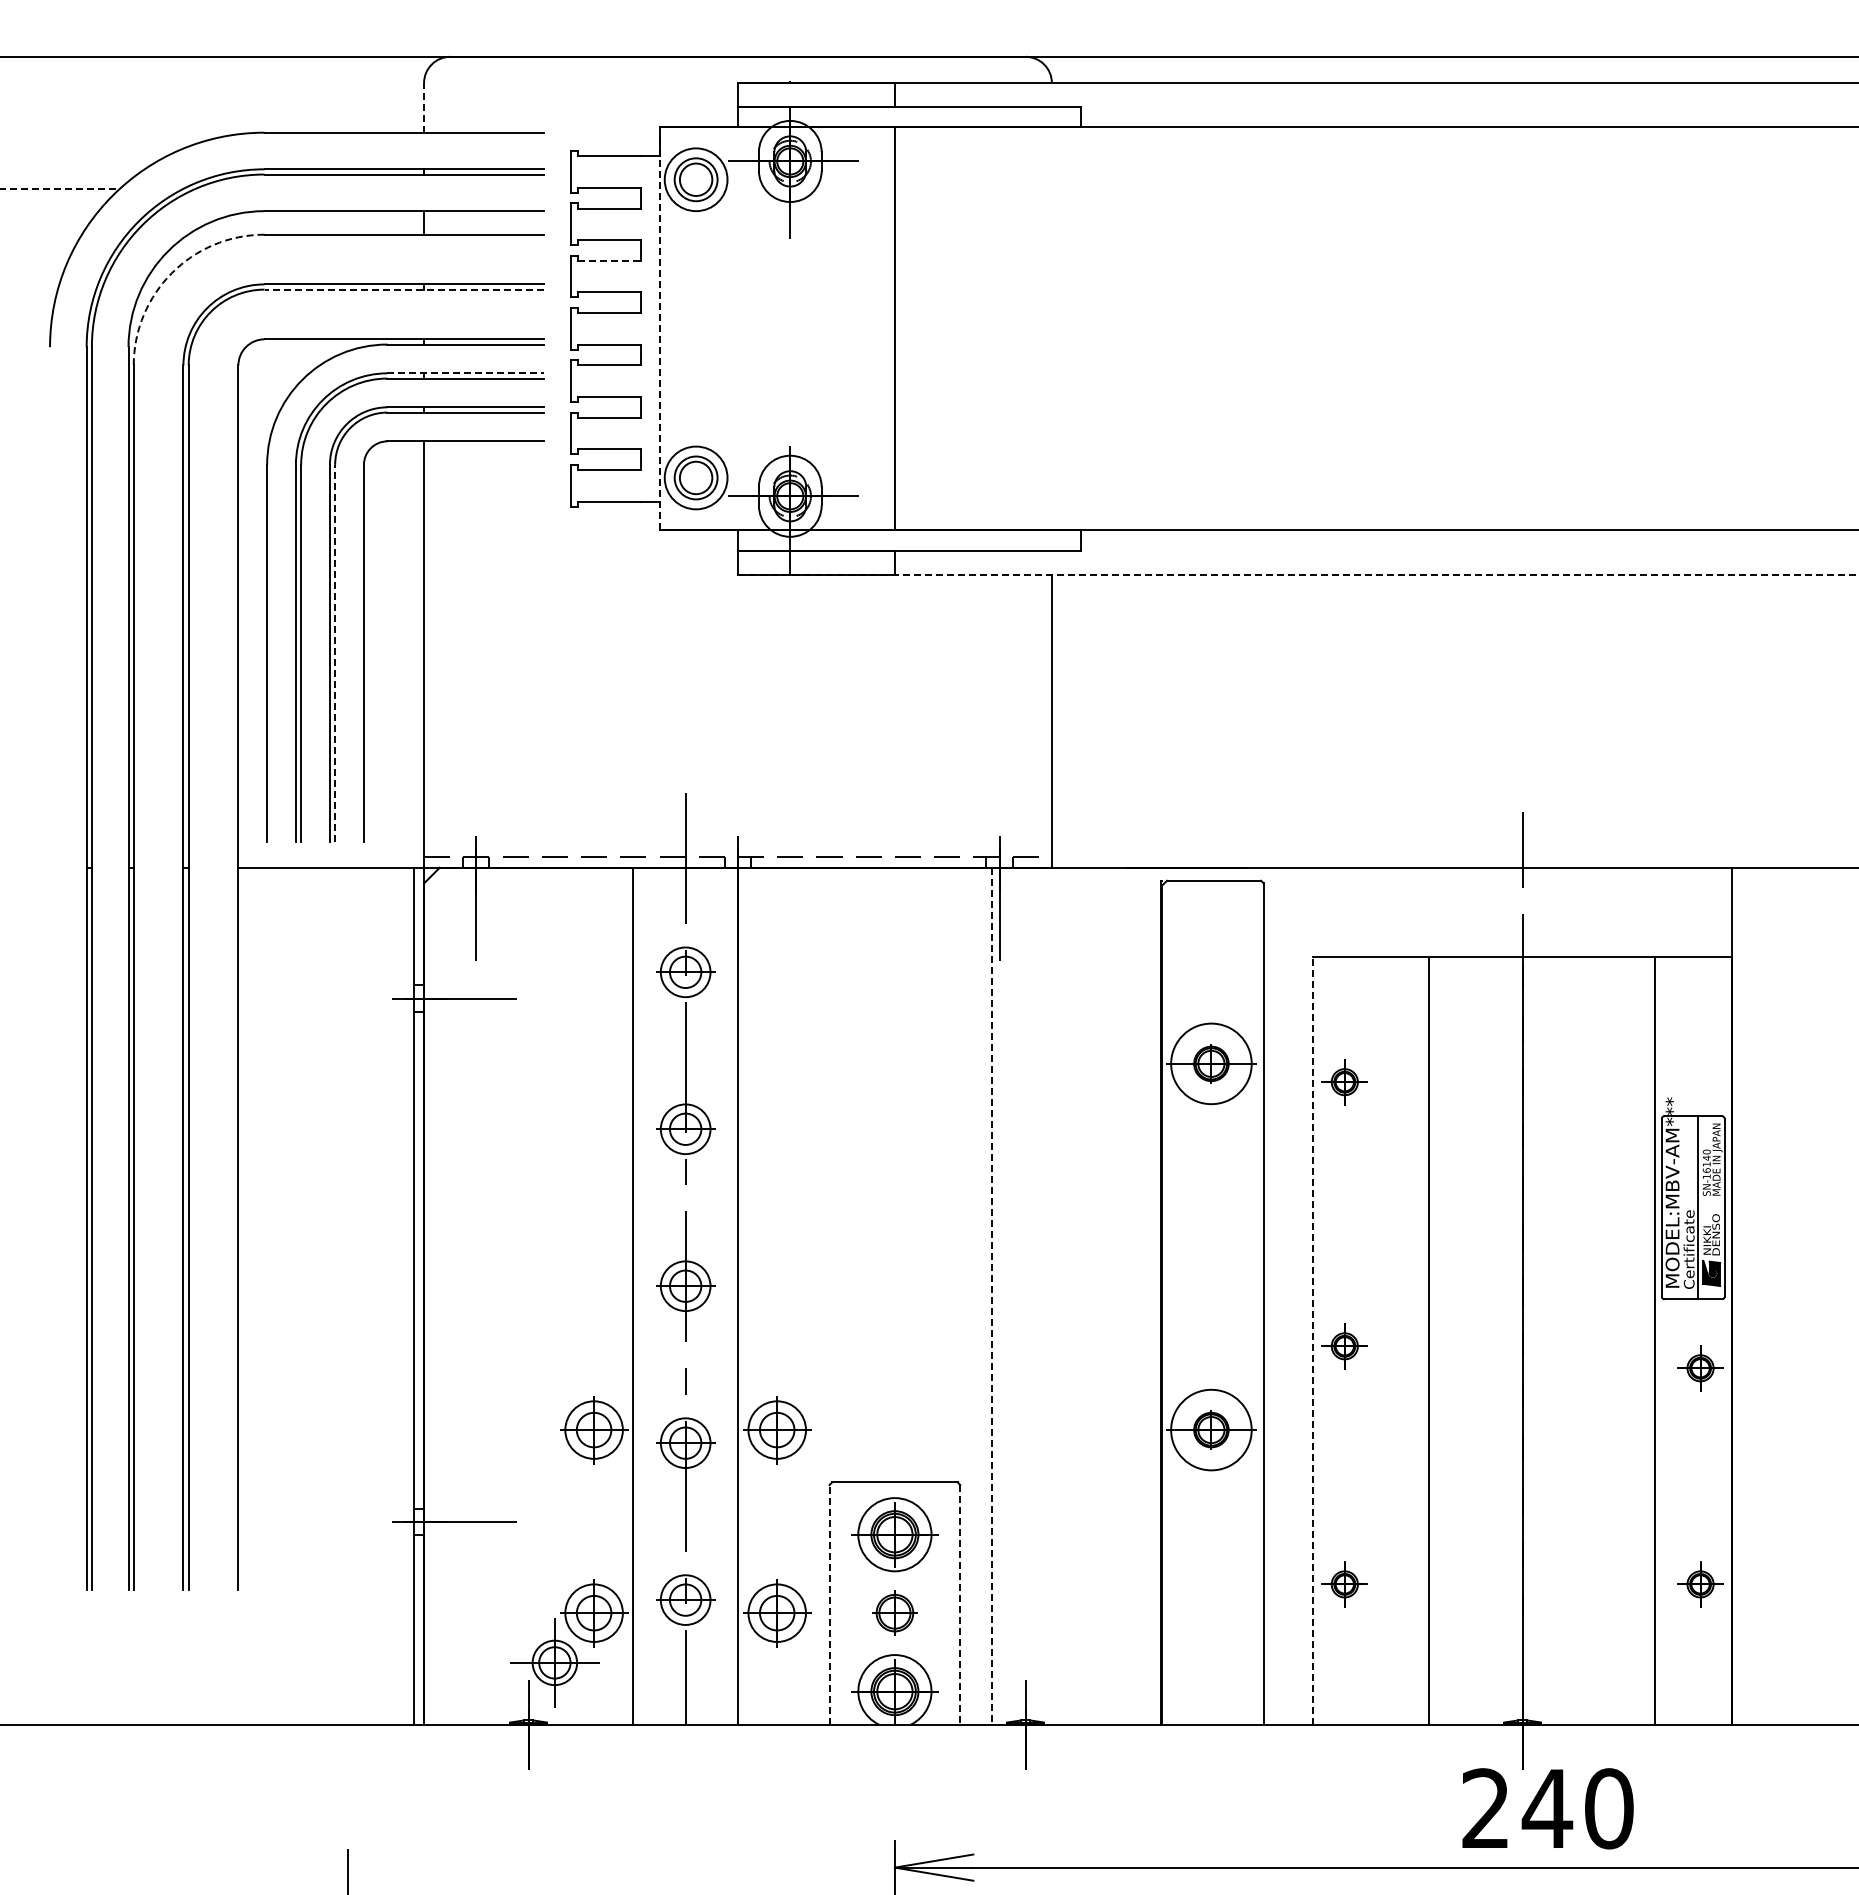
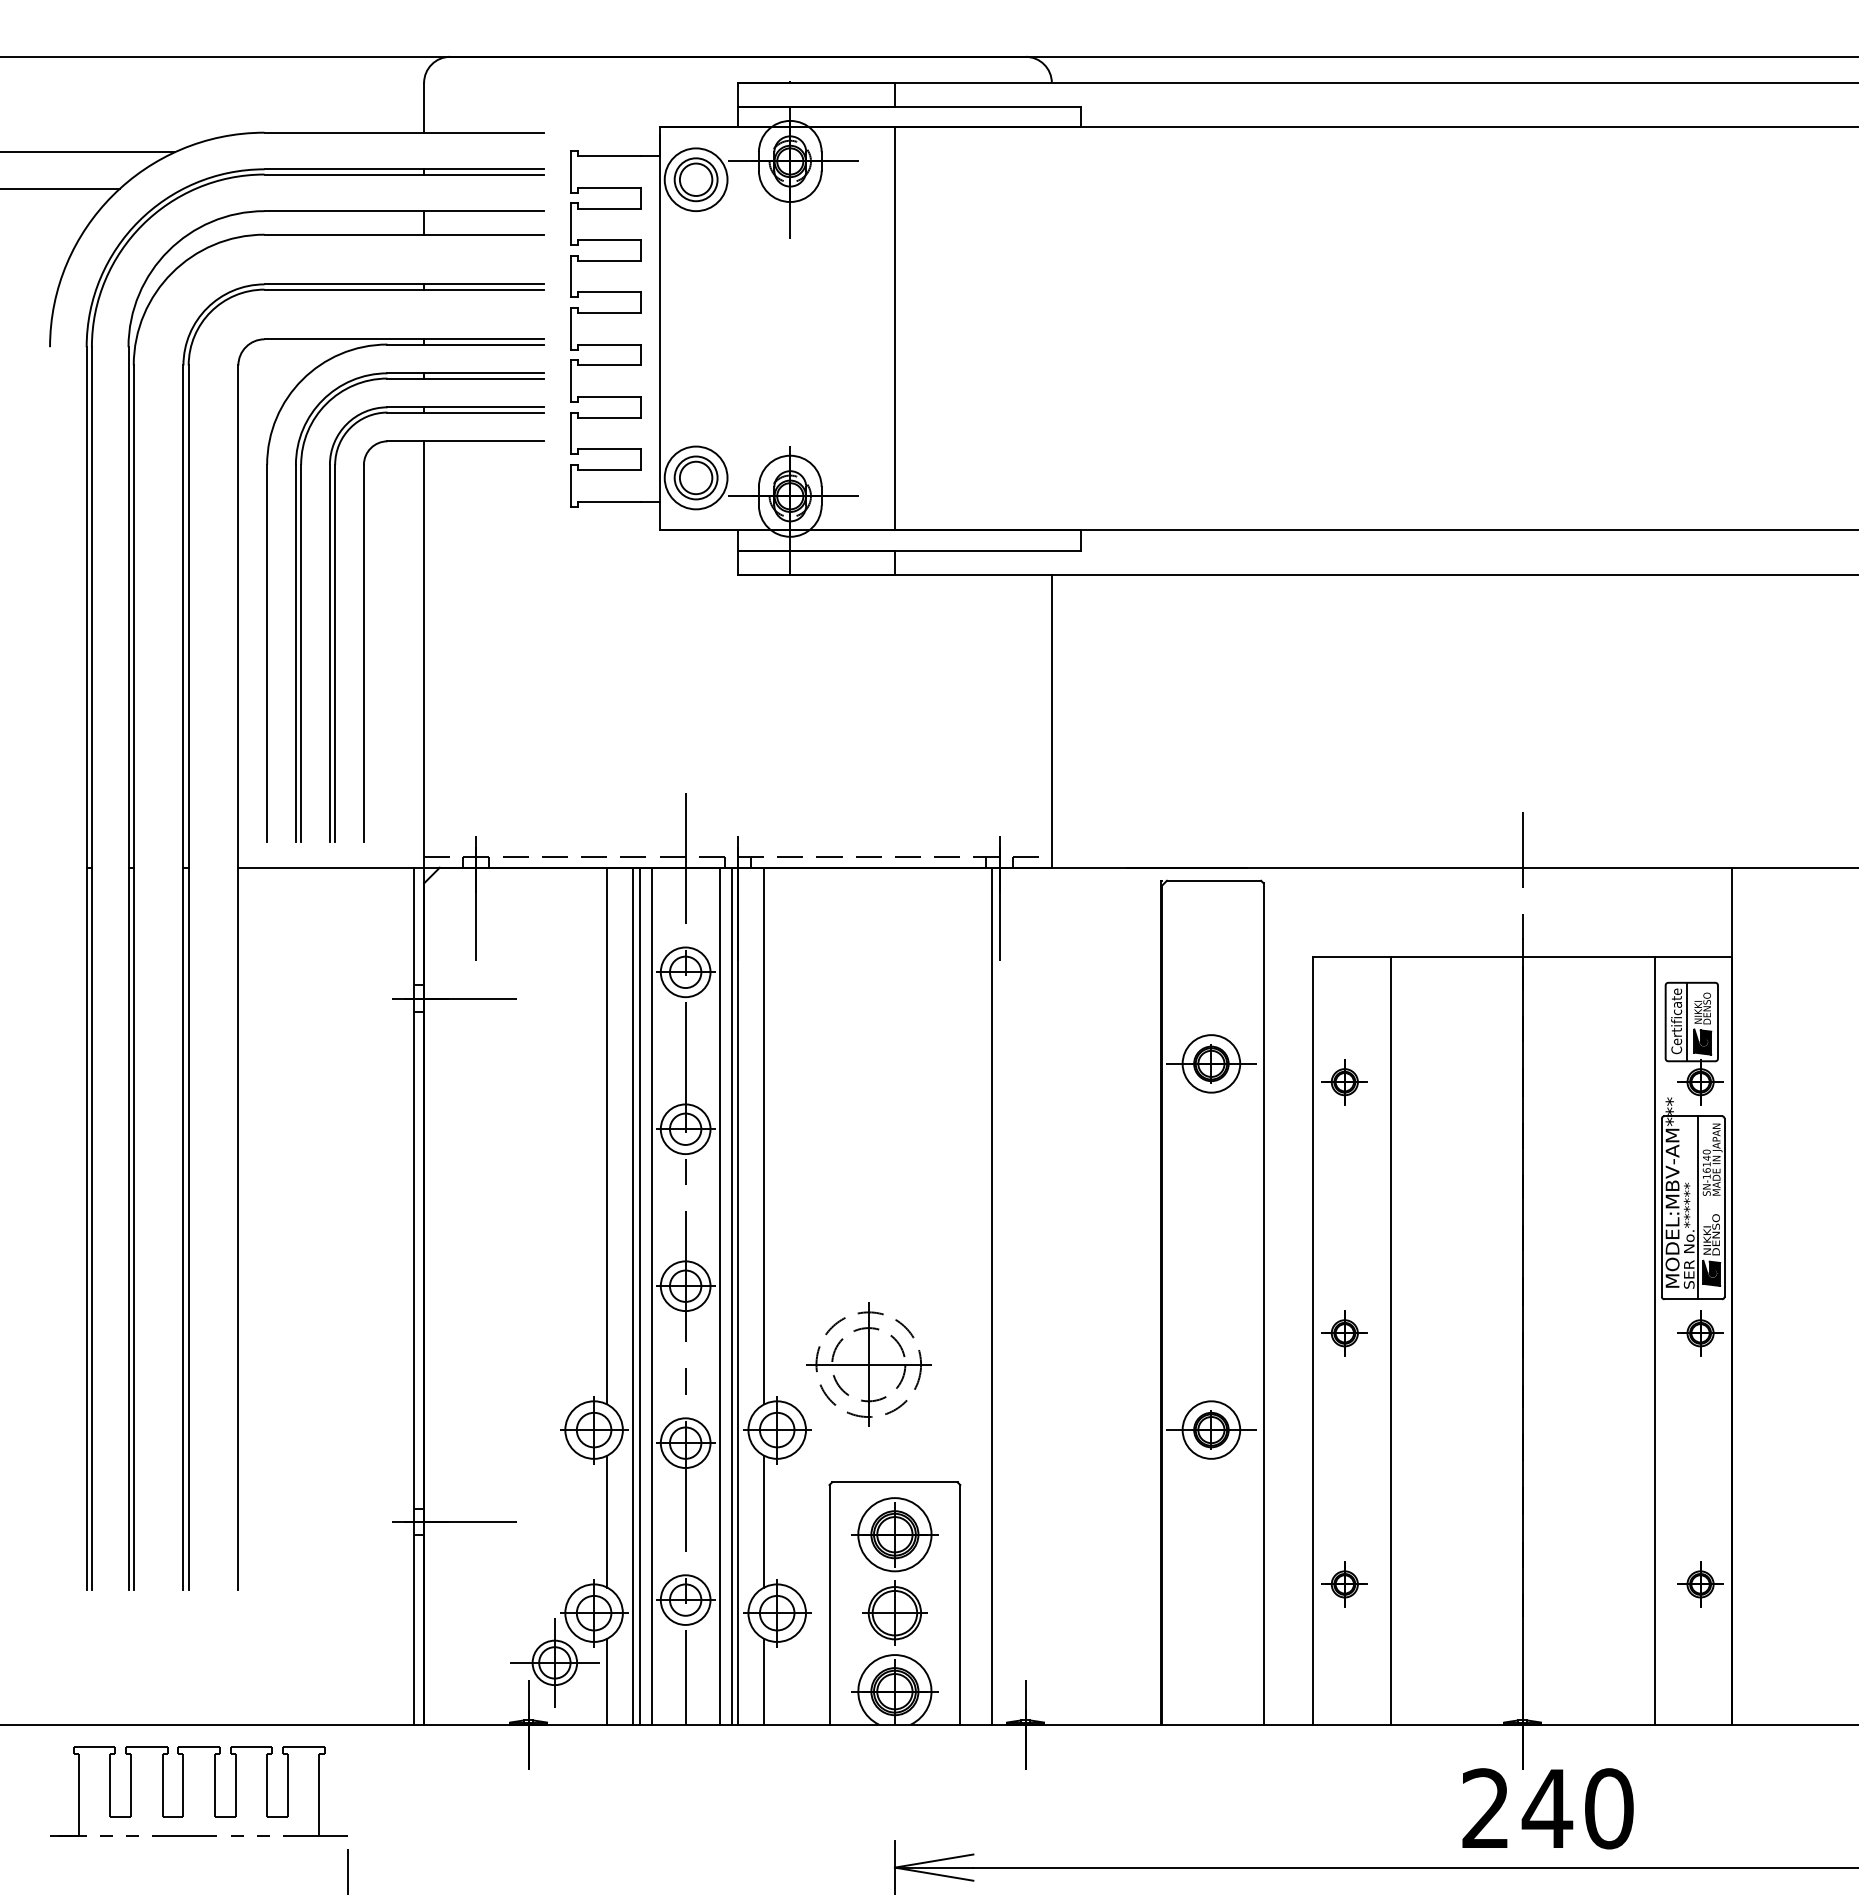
line: dashed -> solid (424, 107)
line: none -> present (88, 152)
line: dashed -> solid (60, 188)
line: dashed -> solid (610, 260)
arc: dashed -> solid (172, 273)
line: dashed -> solid (404, 289)
line: dashed -> solid (659, 332)
line: dashed -> solid (465, 373)
line: dashed -> solid (1298, 574)
line: dashed -> solid (335, 652)
part: none -> present (1693, 1043)
circle diameter: 81 px -> 58 px (1211, 1063)
line: none -> present (607, 1135)
line: none -> present (764, 1135)
text: Certificate -> SER No.****** (1688, 1235)
line: none -> present (639, 1295)
line: none -> present (651, 1295)
line: none -> present (719, 1295)
line: none -> present (731, 1295)
line: dashed -> solid (991, 1296)
line: dashed -> solid (1313, 1340)
line position: (1428, 1340) -> (1390, 1340) (1390, 1340)
part position: (1344, 1346) -> (1344, 1333) (1344, 1333)
part: none -> present (868, 1364)
part position: (1700, 1368) -> (1700, 1333) (1700, 1333)
circle diameter: 81 px -> 58 px (1211, 1429)
line: none -> present (607, 1521)
line: none -> present (764, 1521)
line: dashed -> solid (829, 1604)
line: dashed -> solid (960, 1604)
part size: 46x46 px -> 66x66 px (894, 1612)
line: none -> present (607, 1681)
line: none -> present (764, 1681)
part: none -> present (183, 1791)
